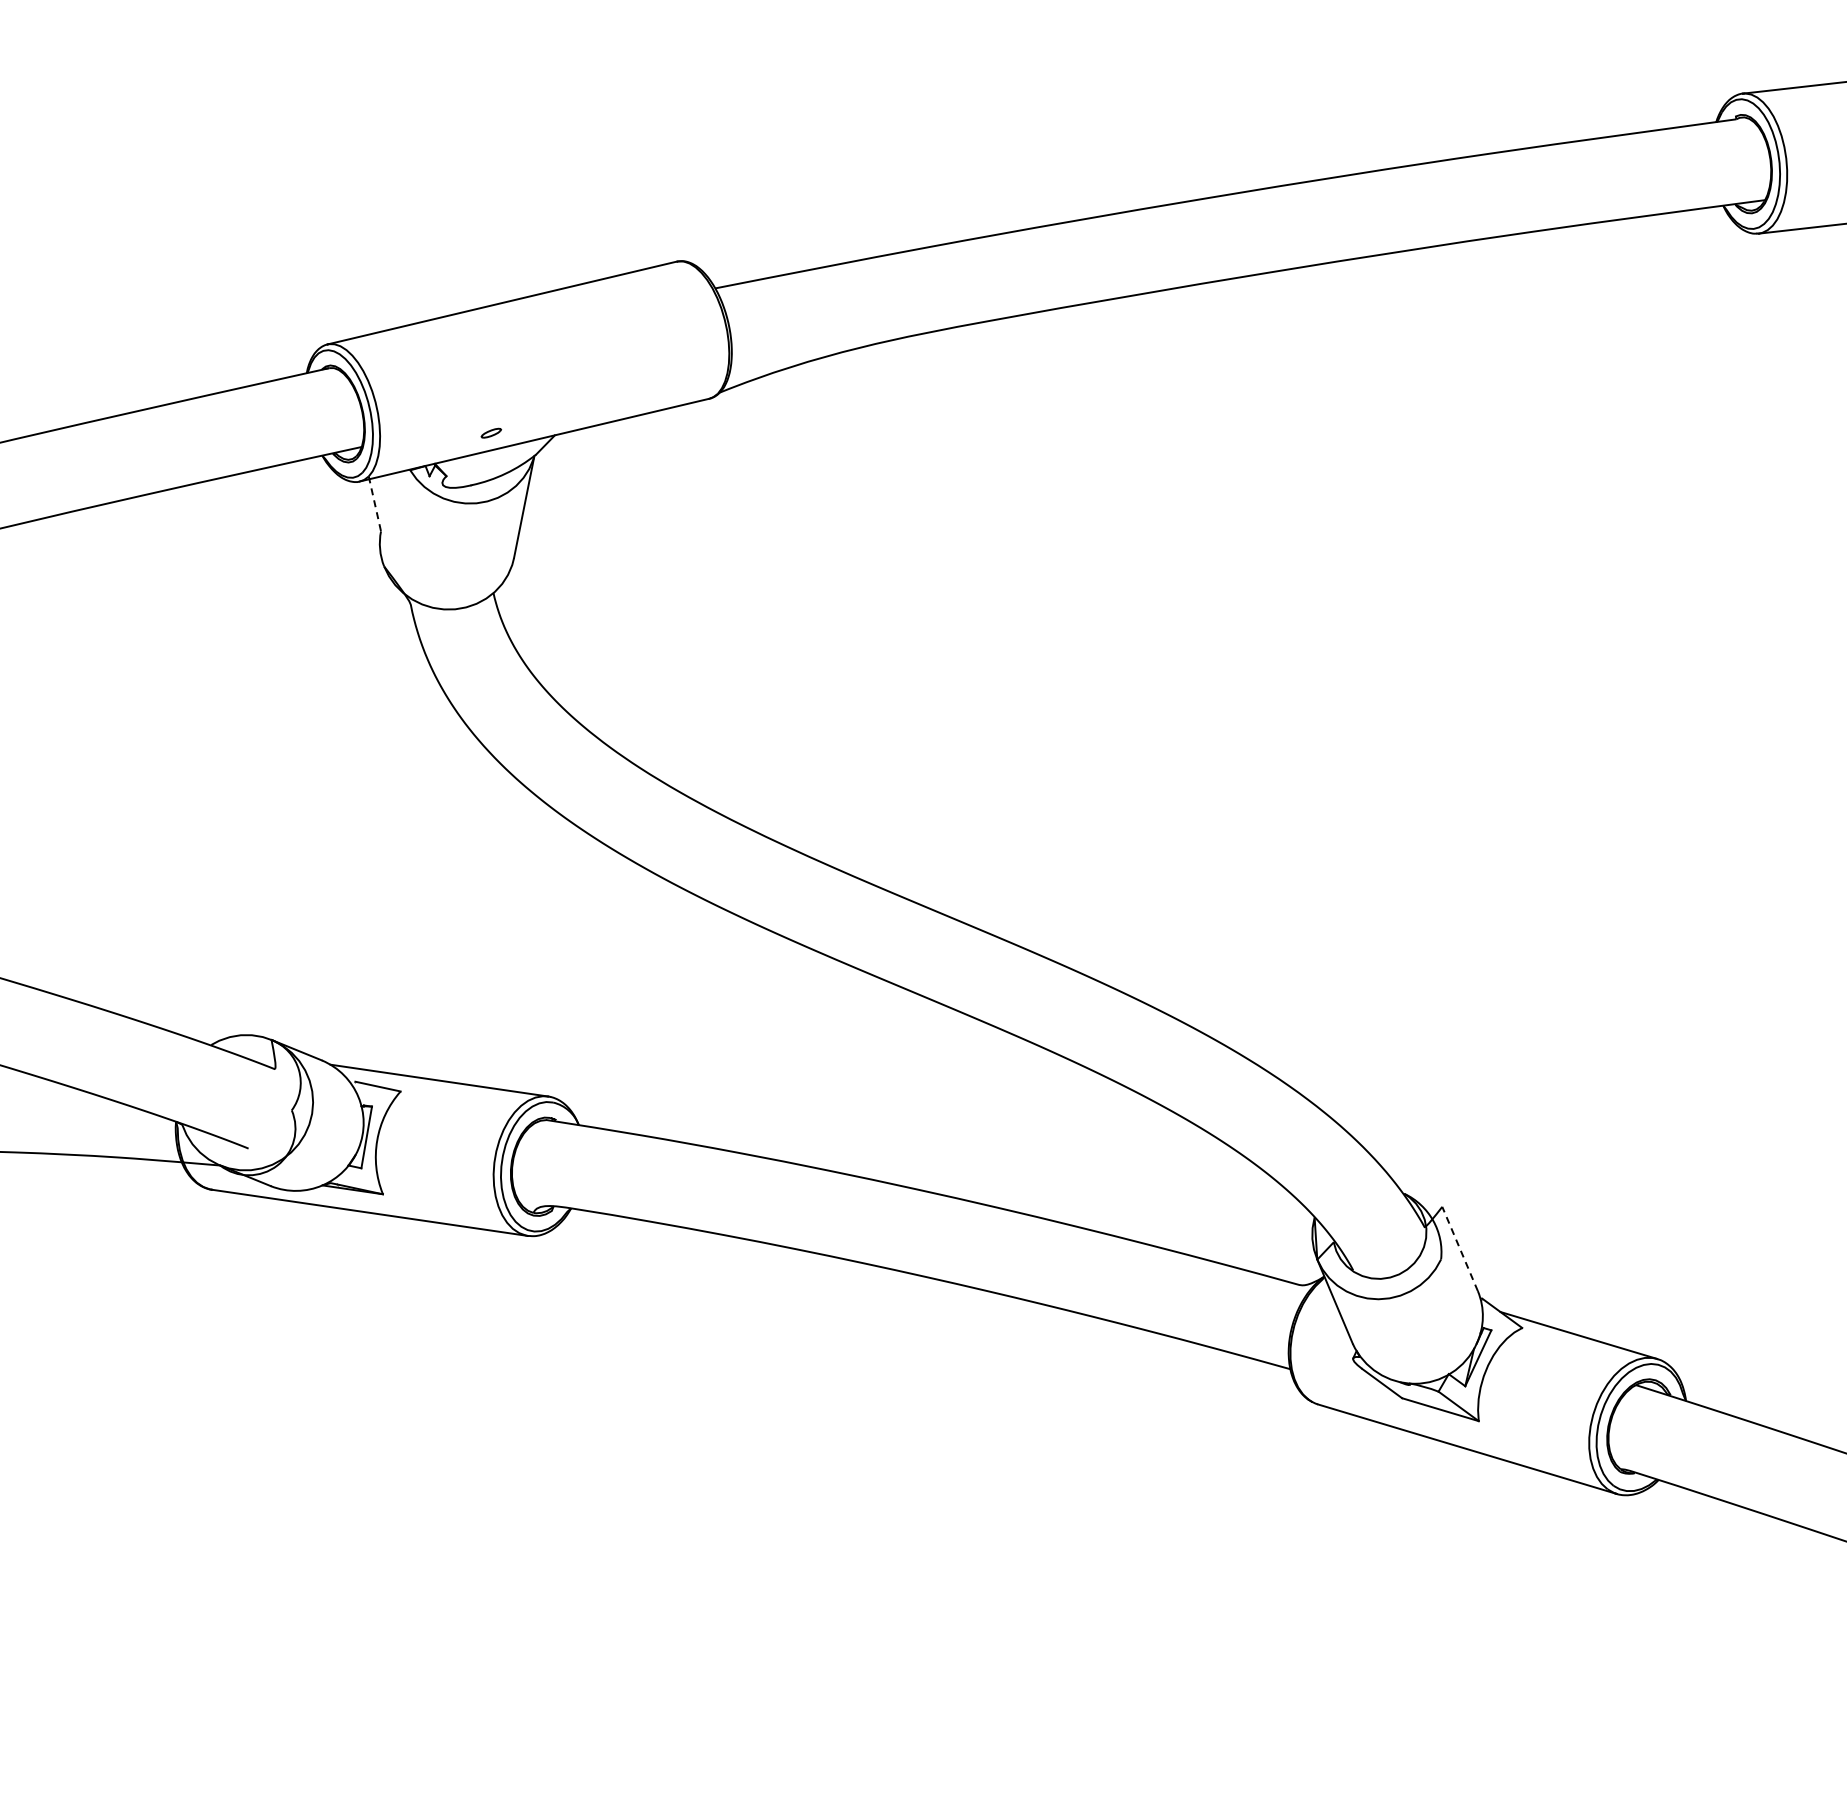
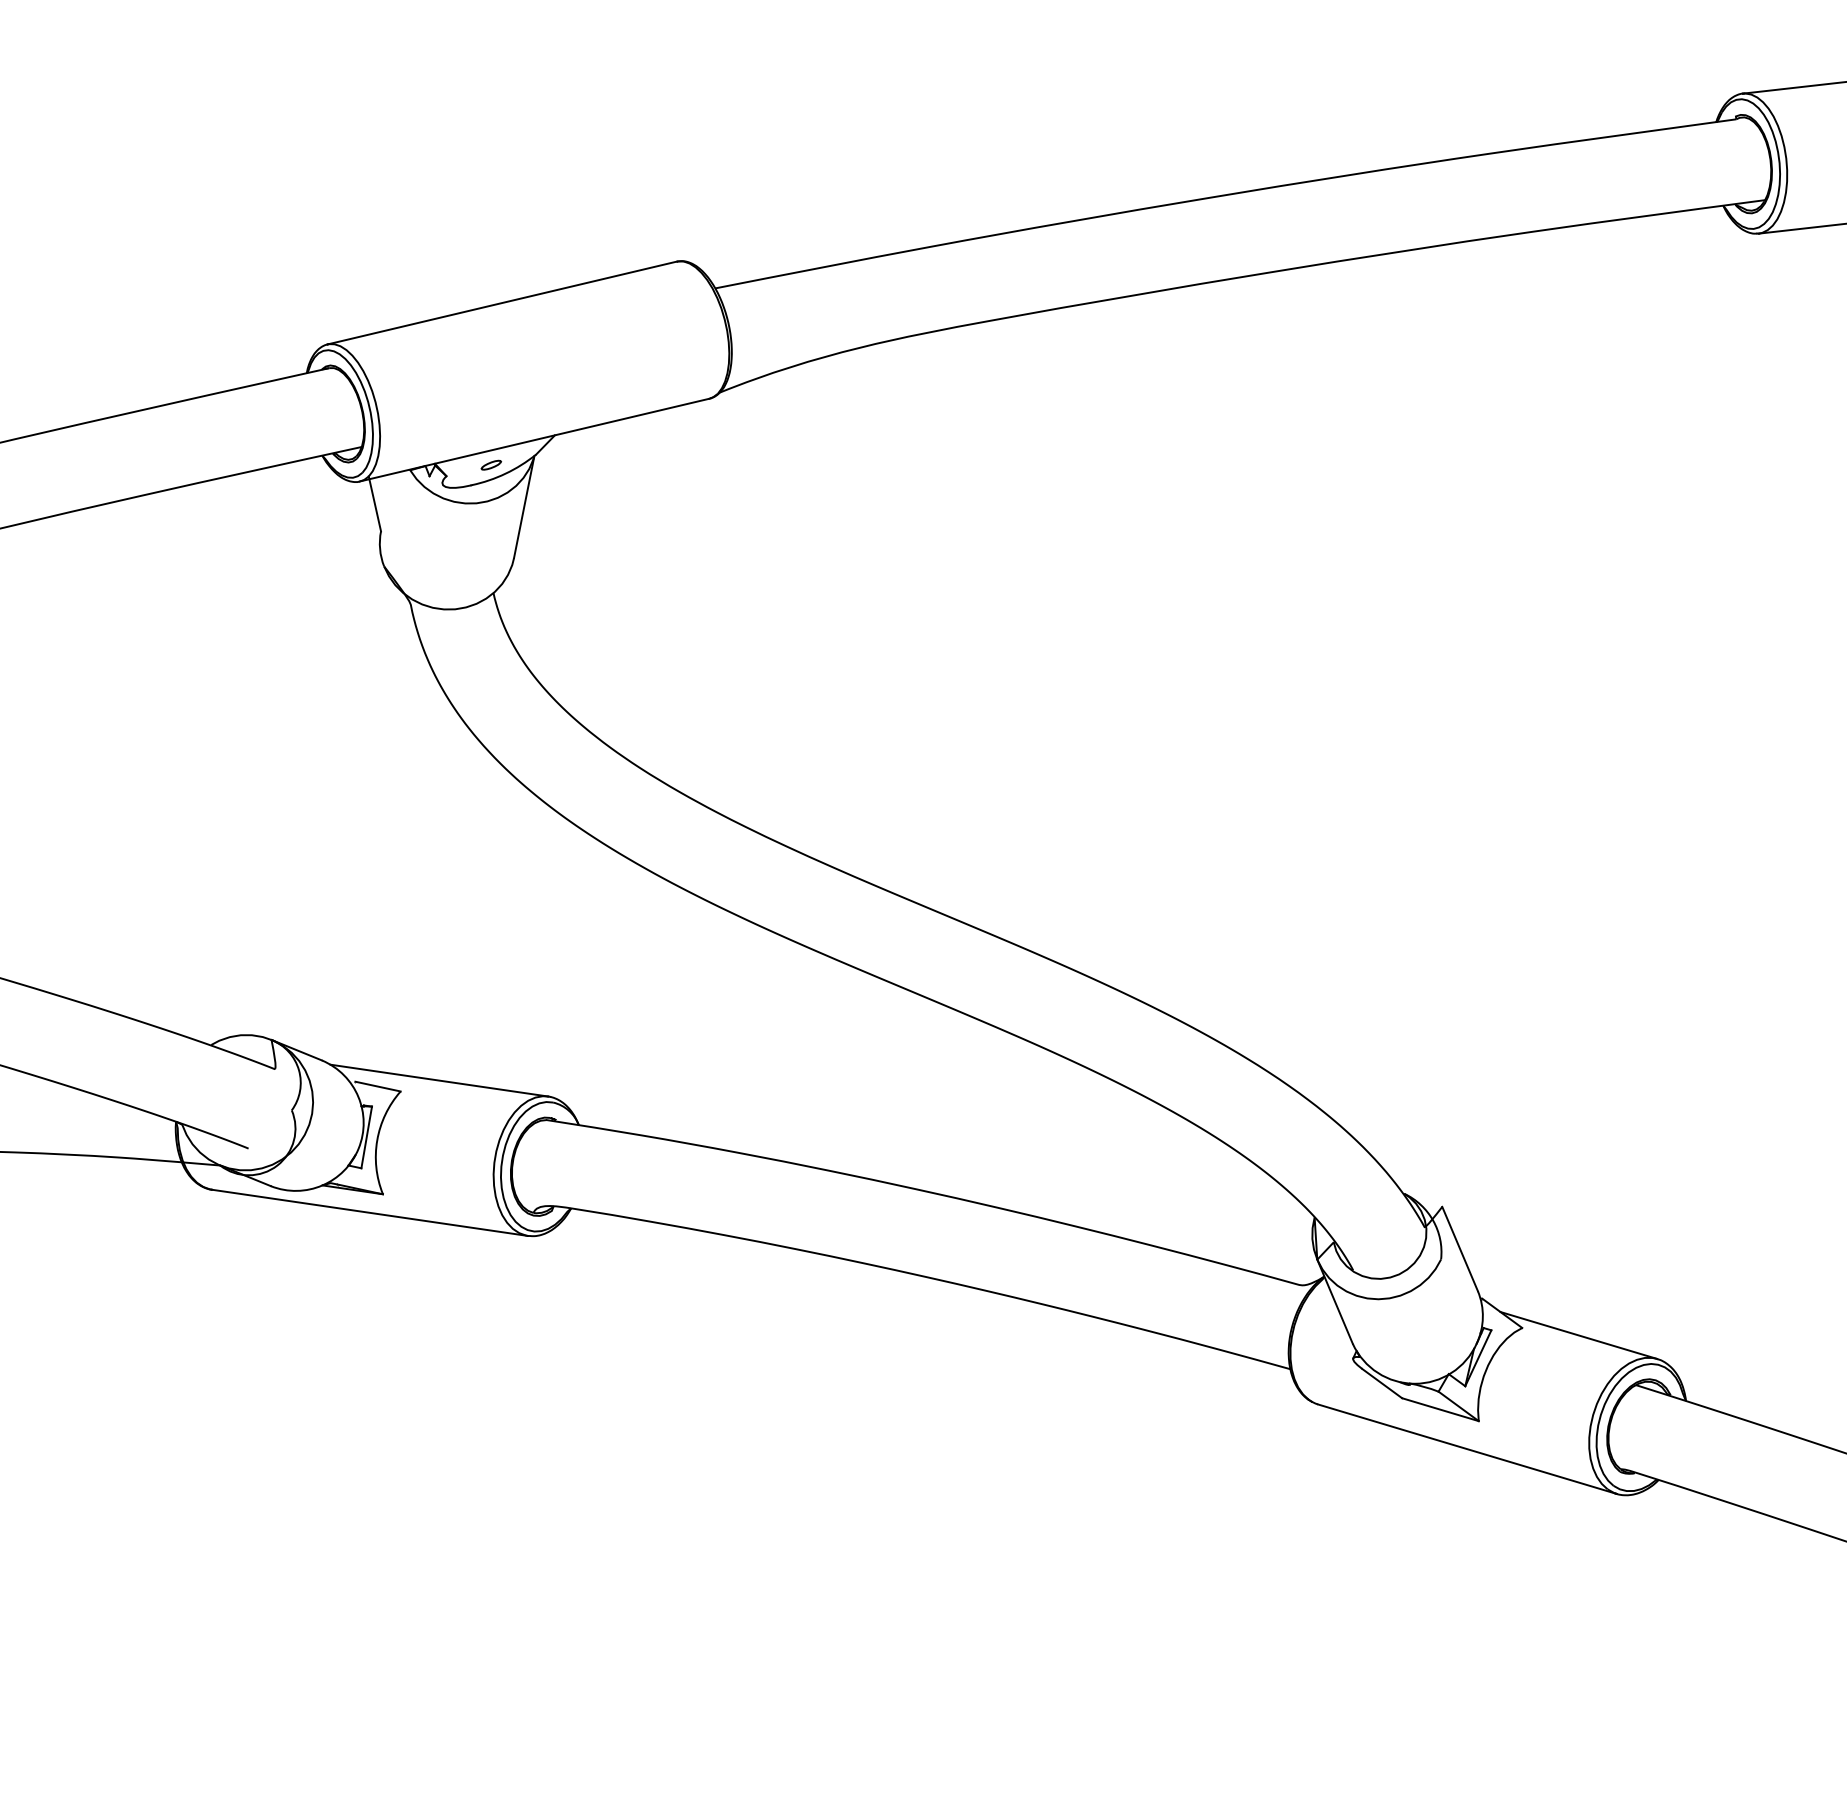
part position: (491, 432) -> (491, 464) (491, 464)
line: dashed -> solid (375, 504)
line: dashed -> solid (1460, 1248)
